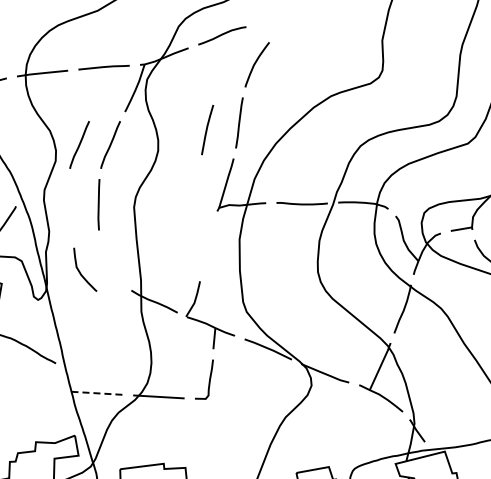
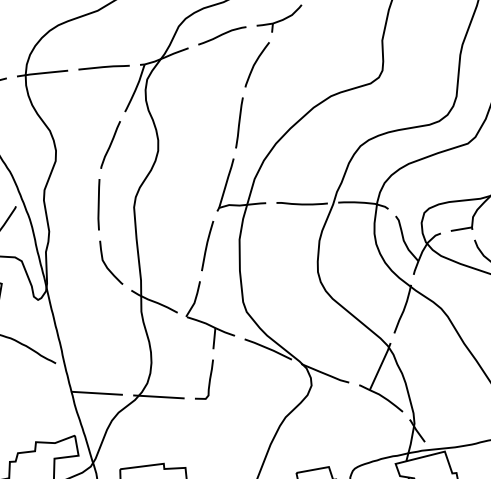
part: none -> present (279, 18)
curve position: (207, 129) -> (207, 245) (207, 245)
line: present -> none (79, 144)
curve position: (80, 271) -> (106, 264) (106, 264)
line: dashed -> solid (97, 393)
